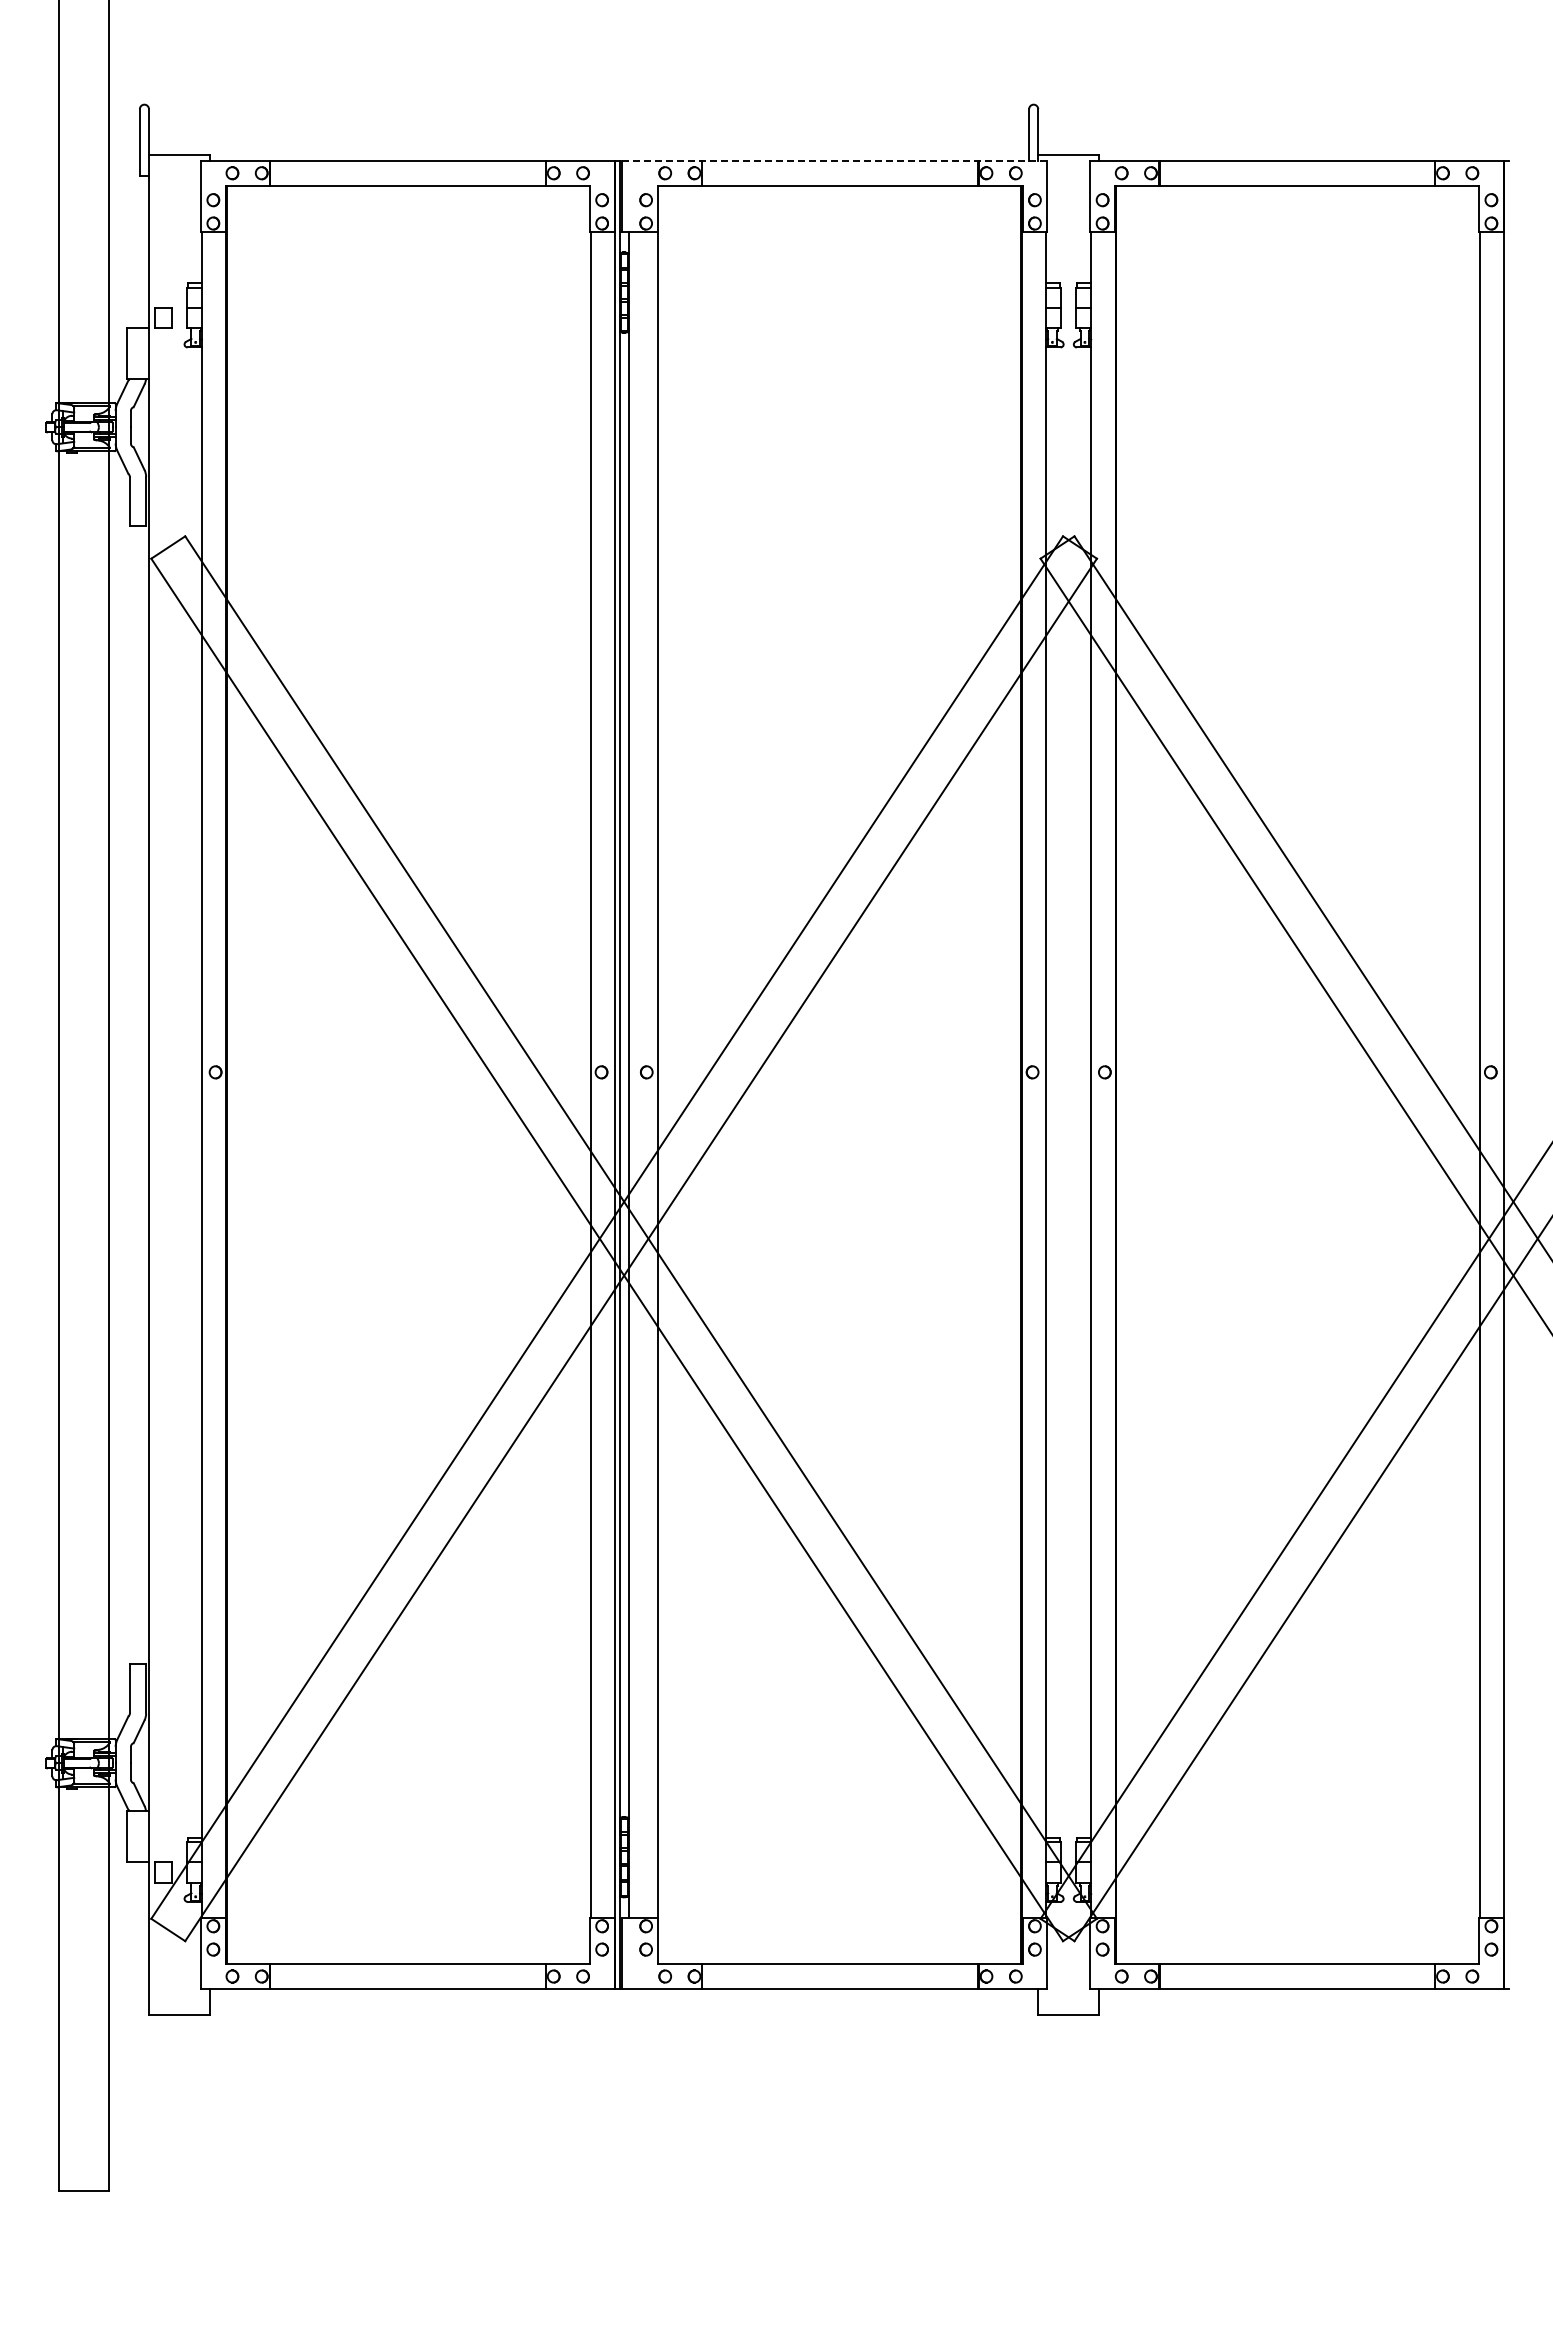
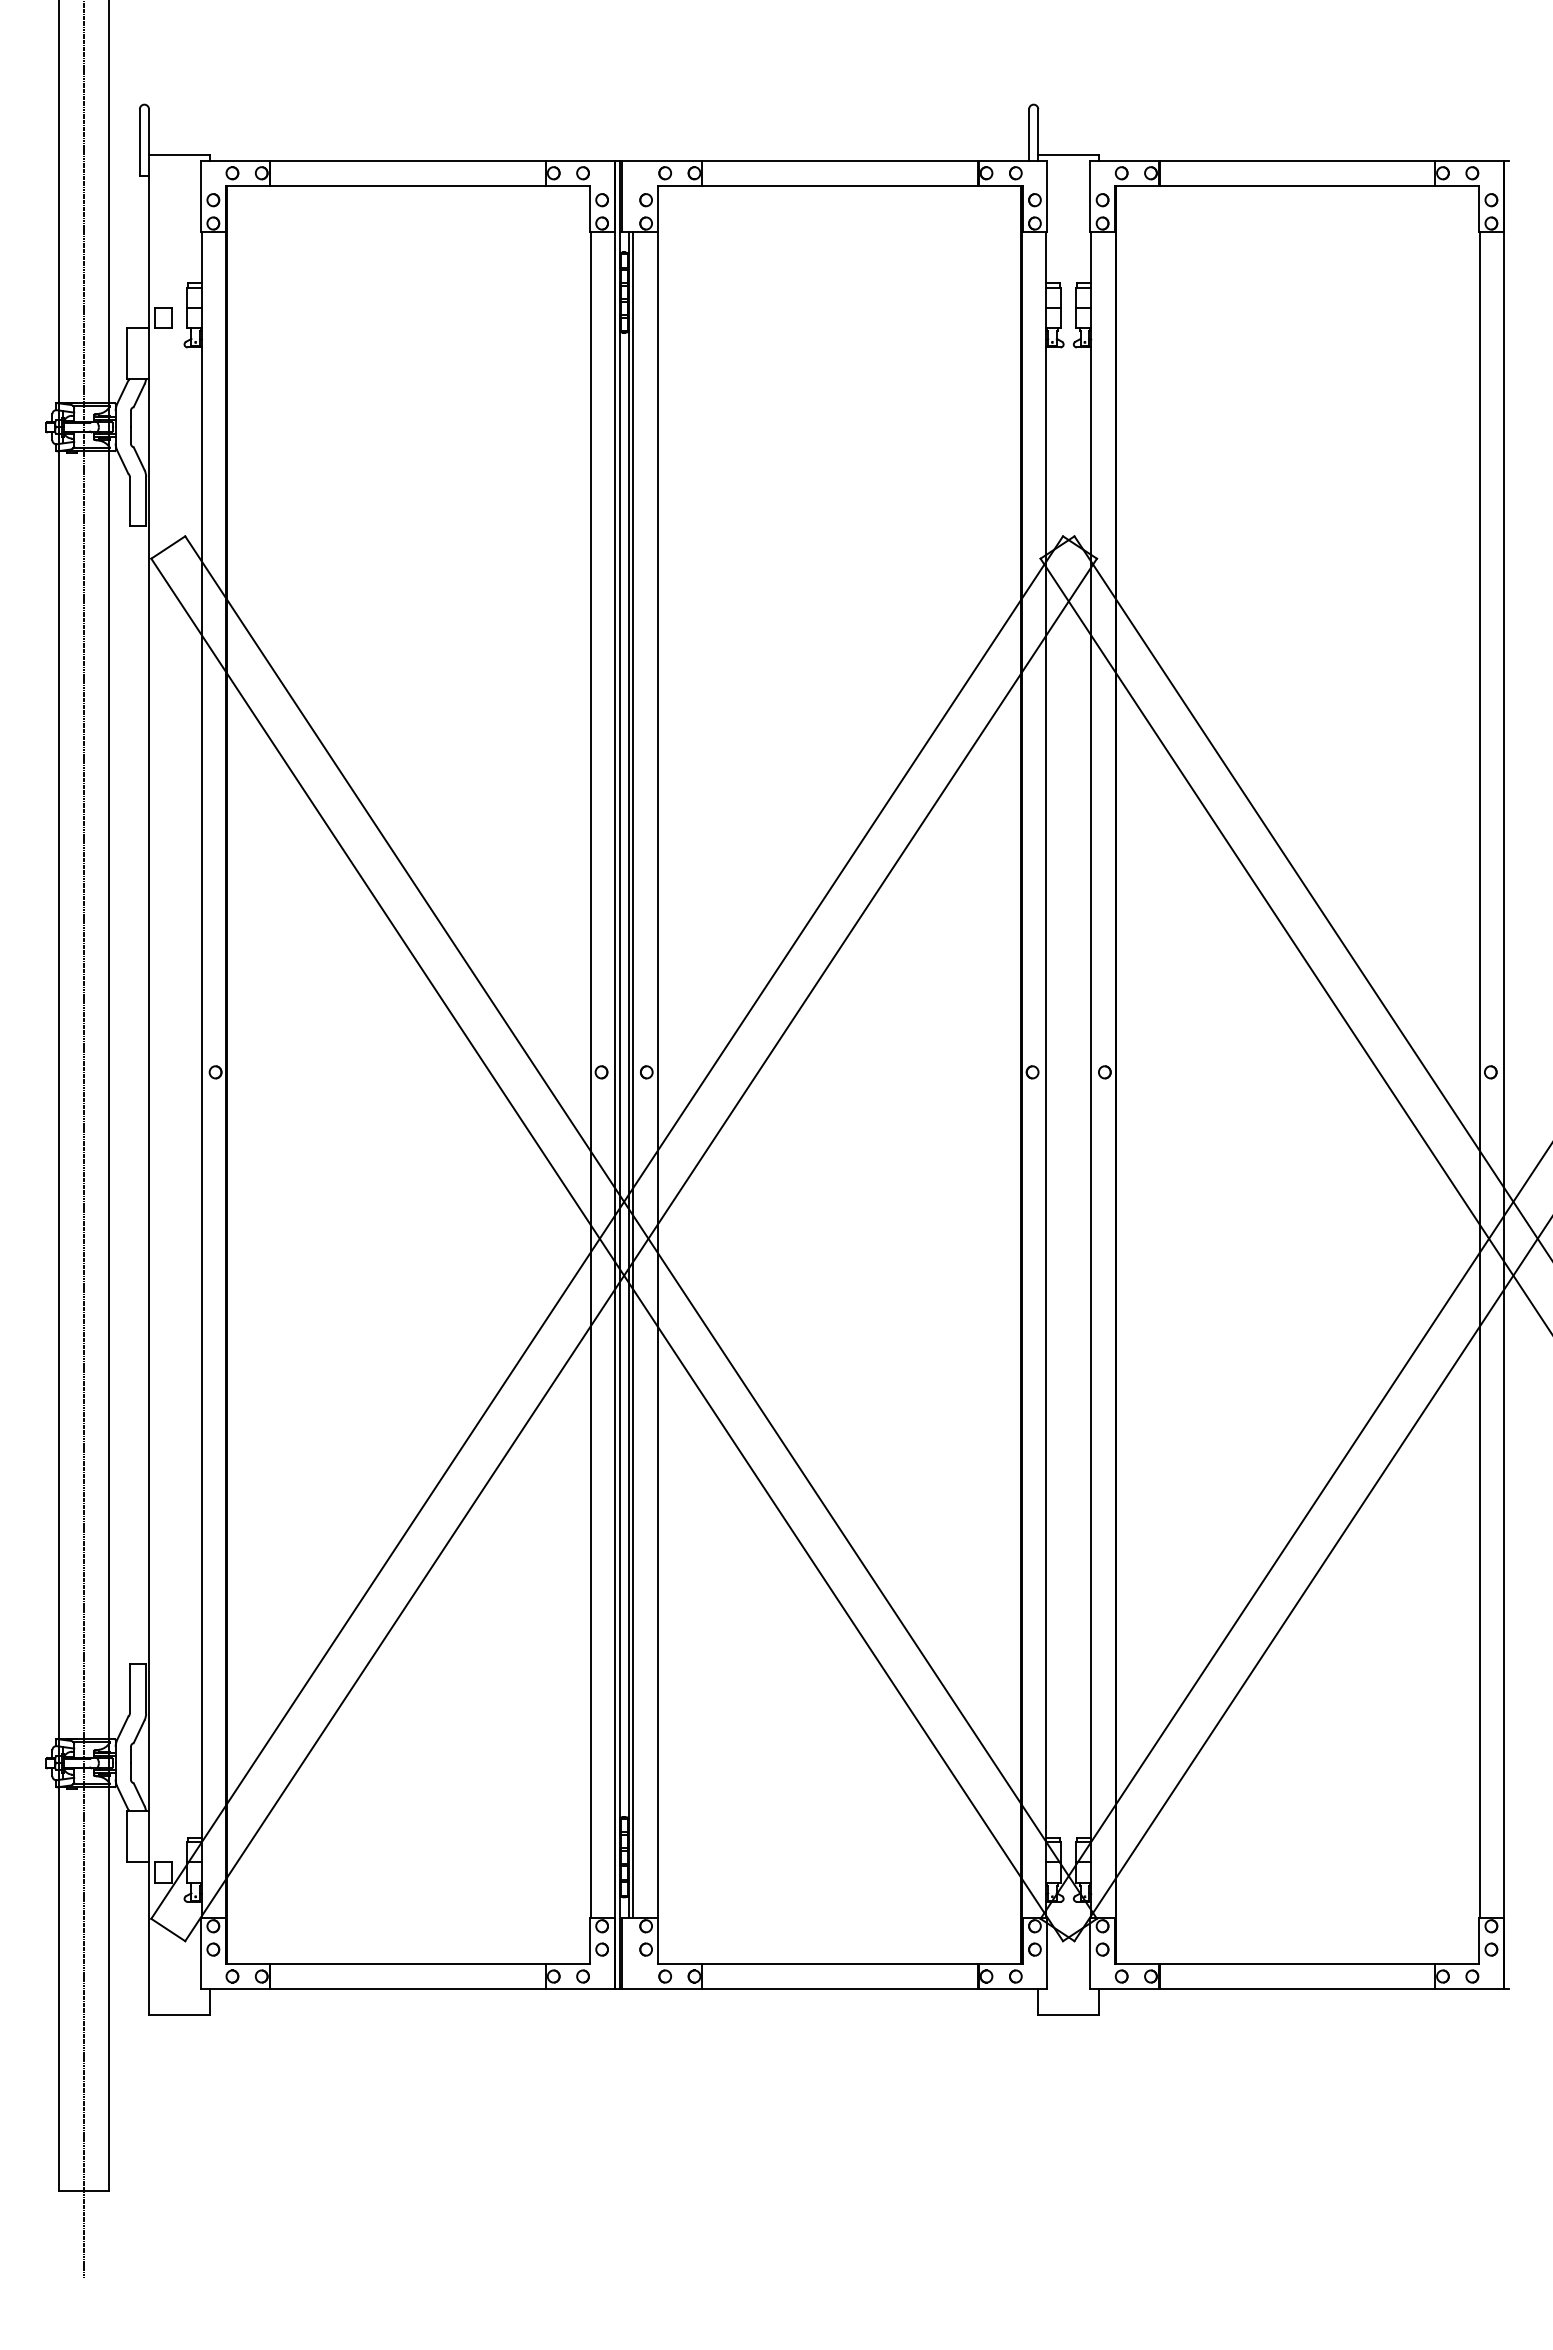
line: dashed -> solid (834, 160)
line: none -> present (633, 1074)
line: none -> present (84, 1140)
